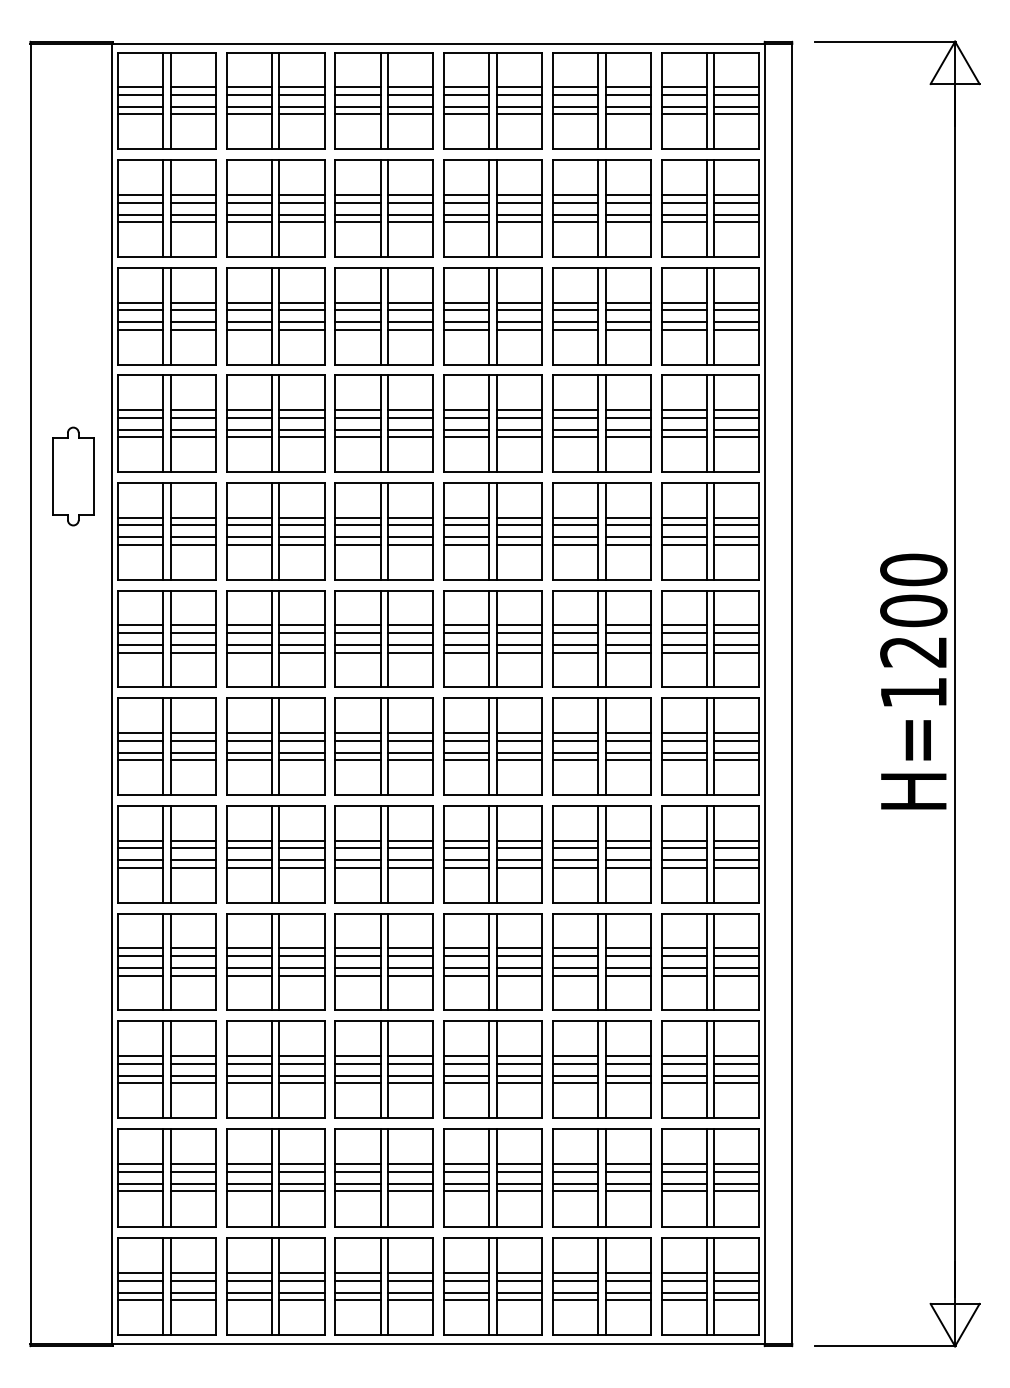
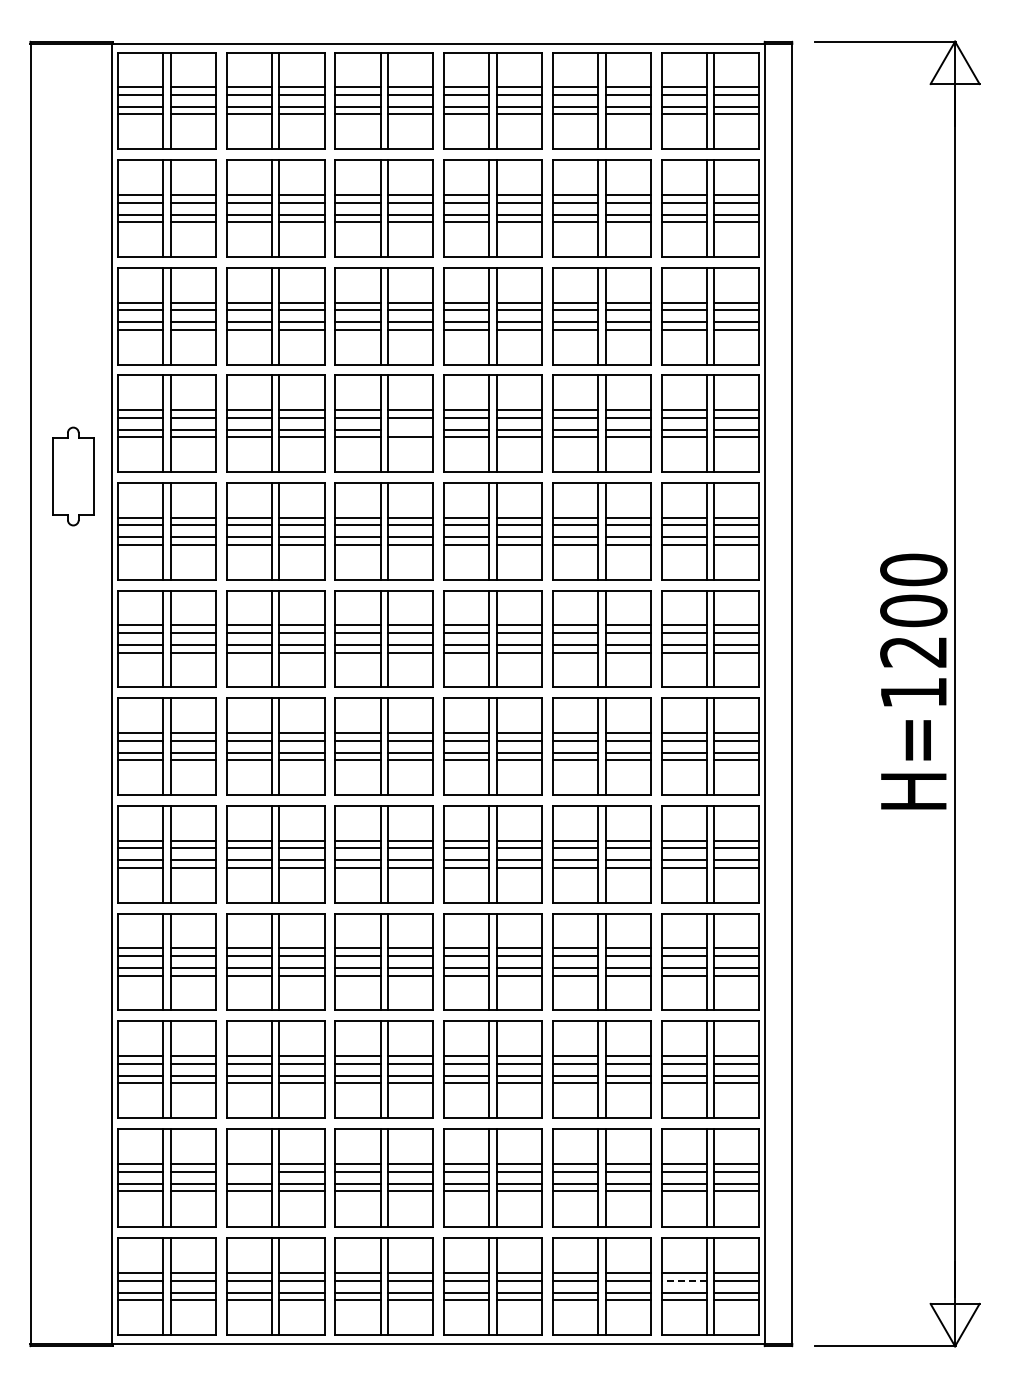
line: present -> none (410, 429)
line: present -> none (248, 1171)
line: solid -> dashed (684, 1280)
